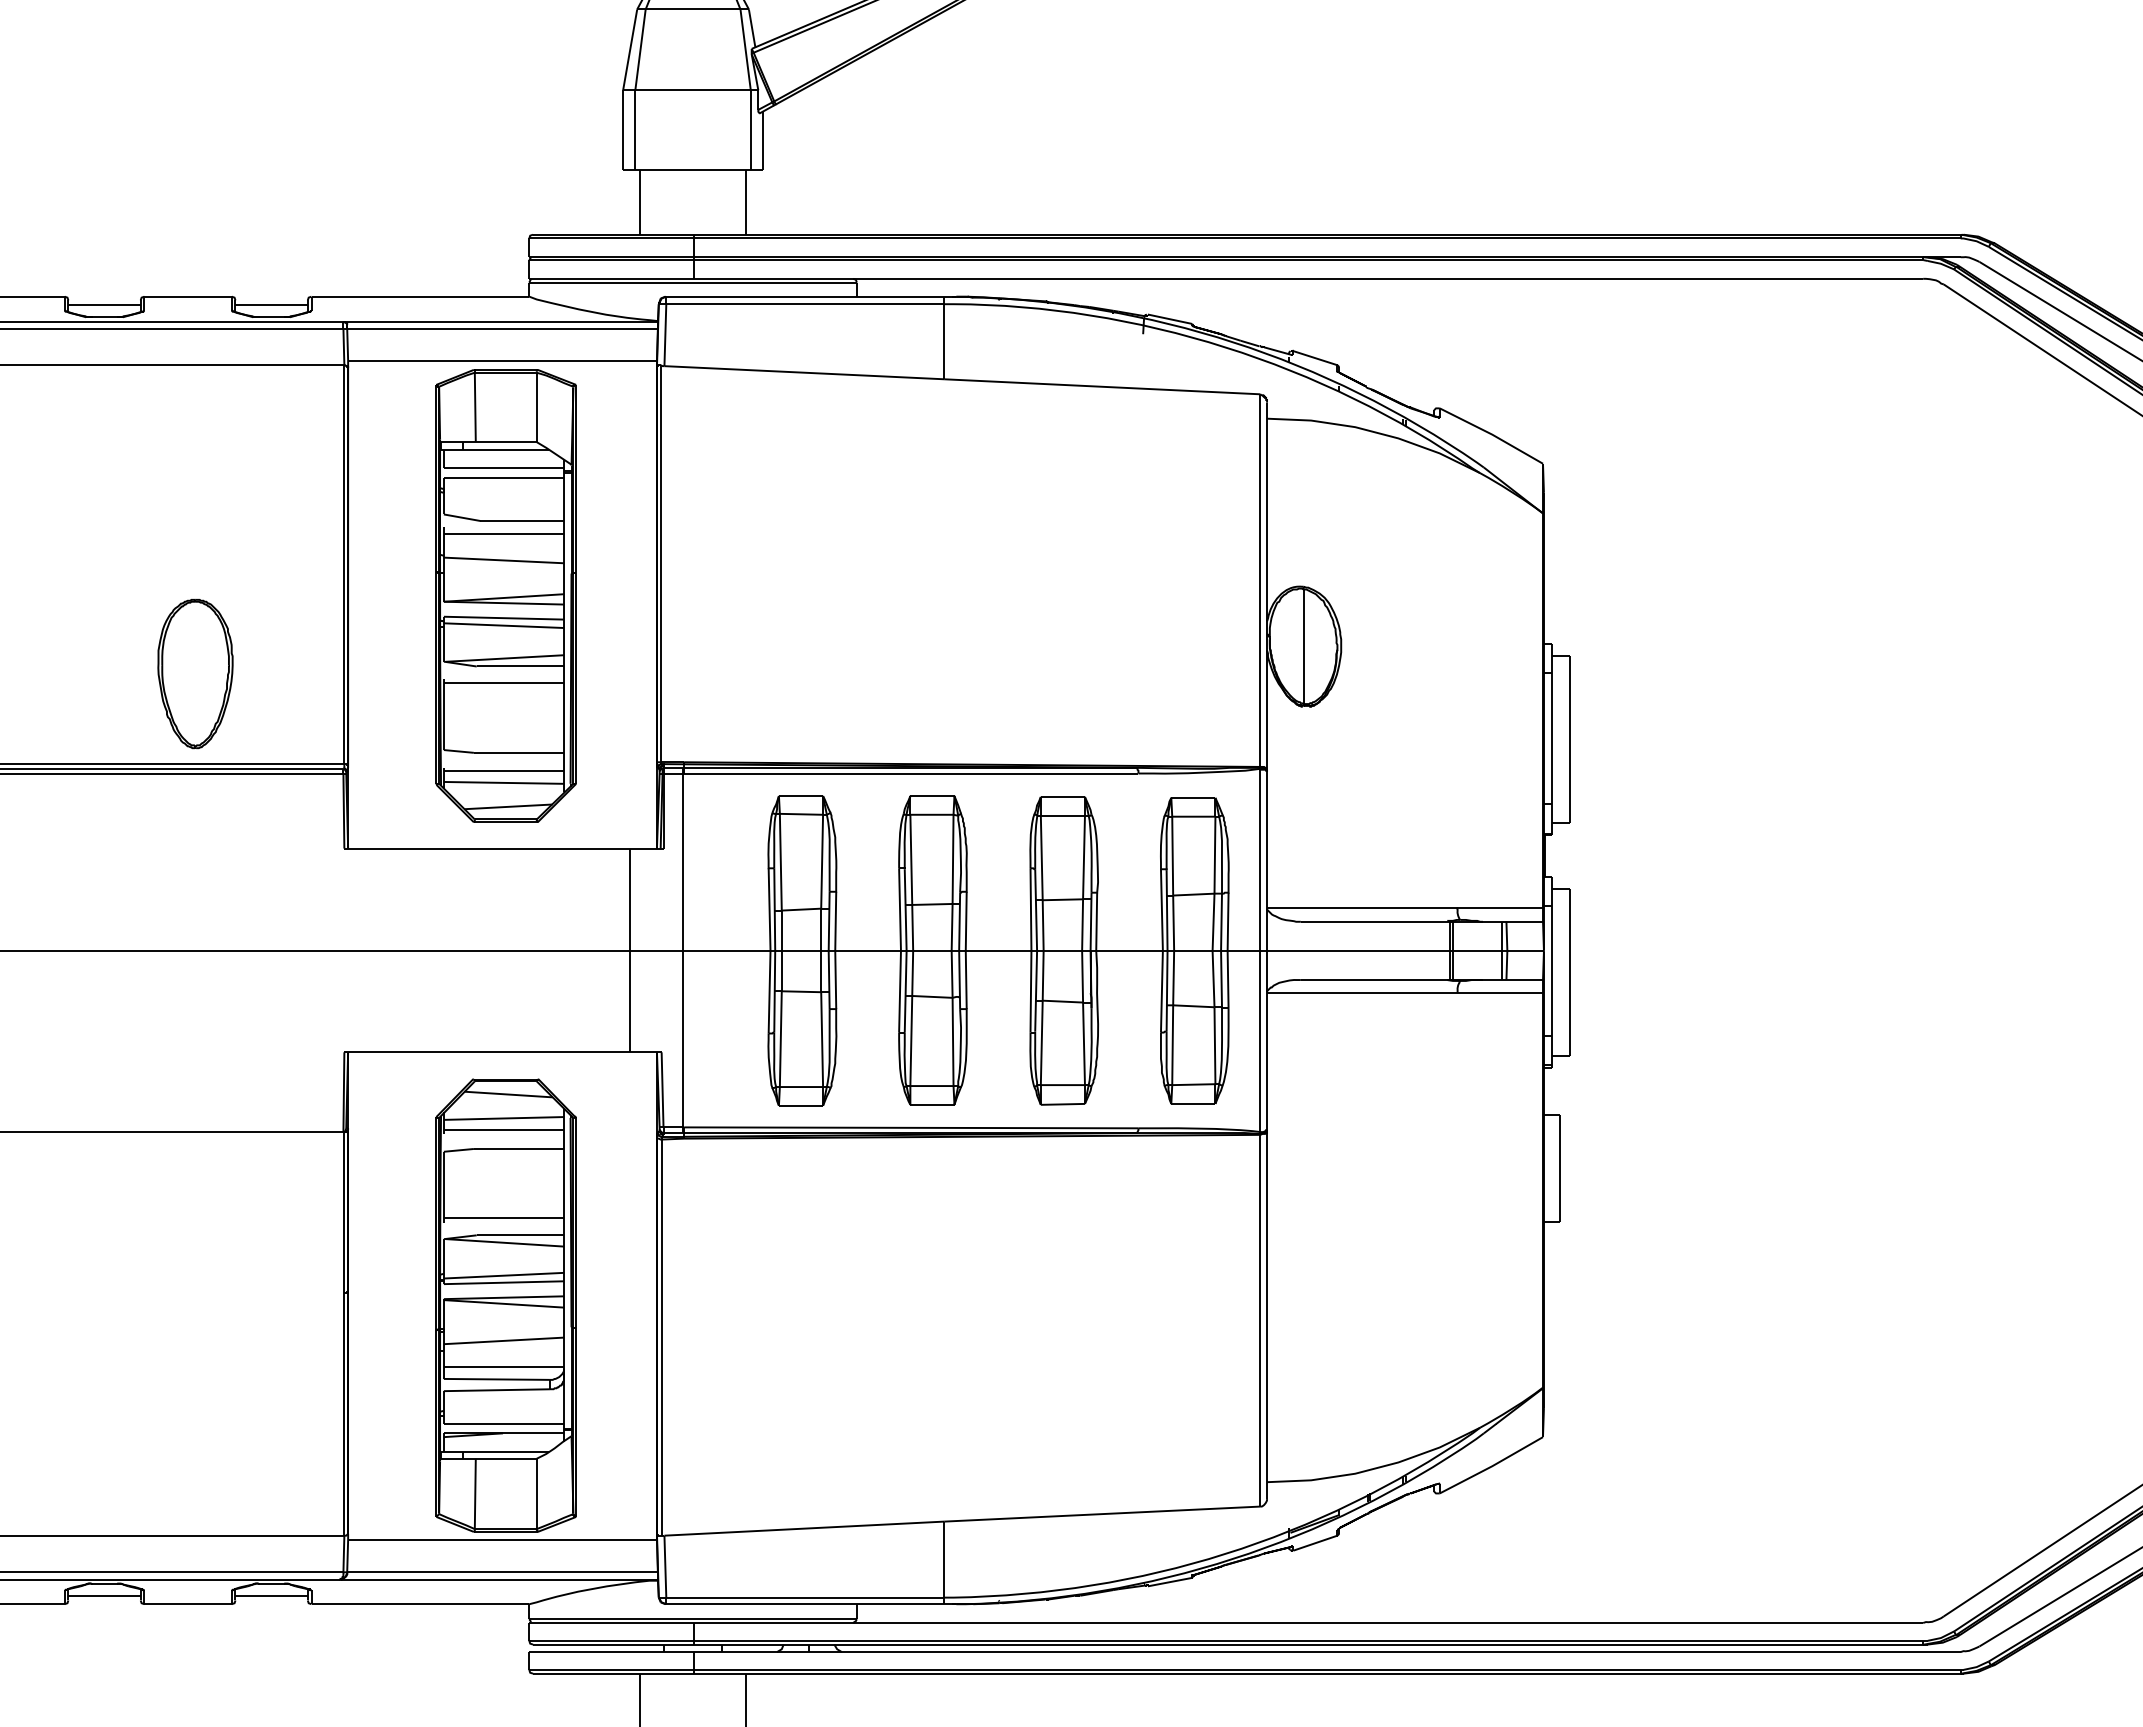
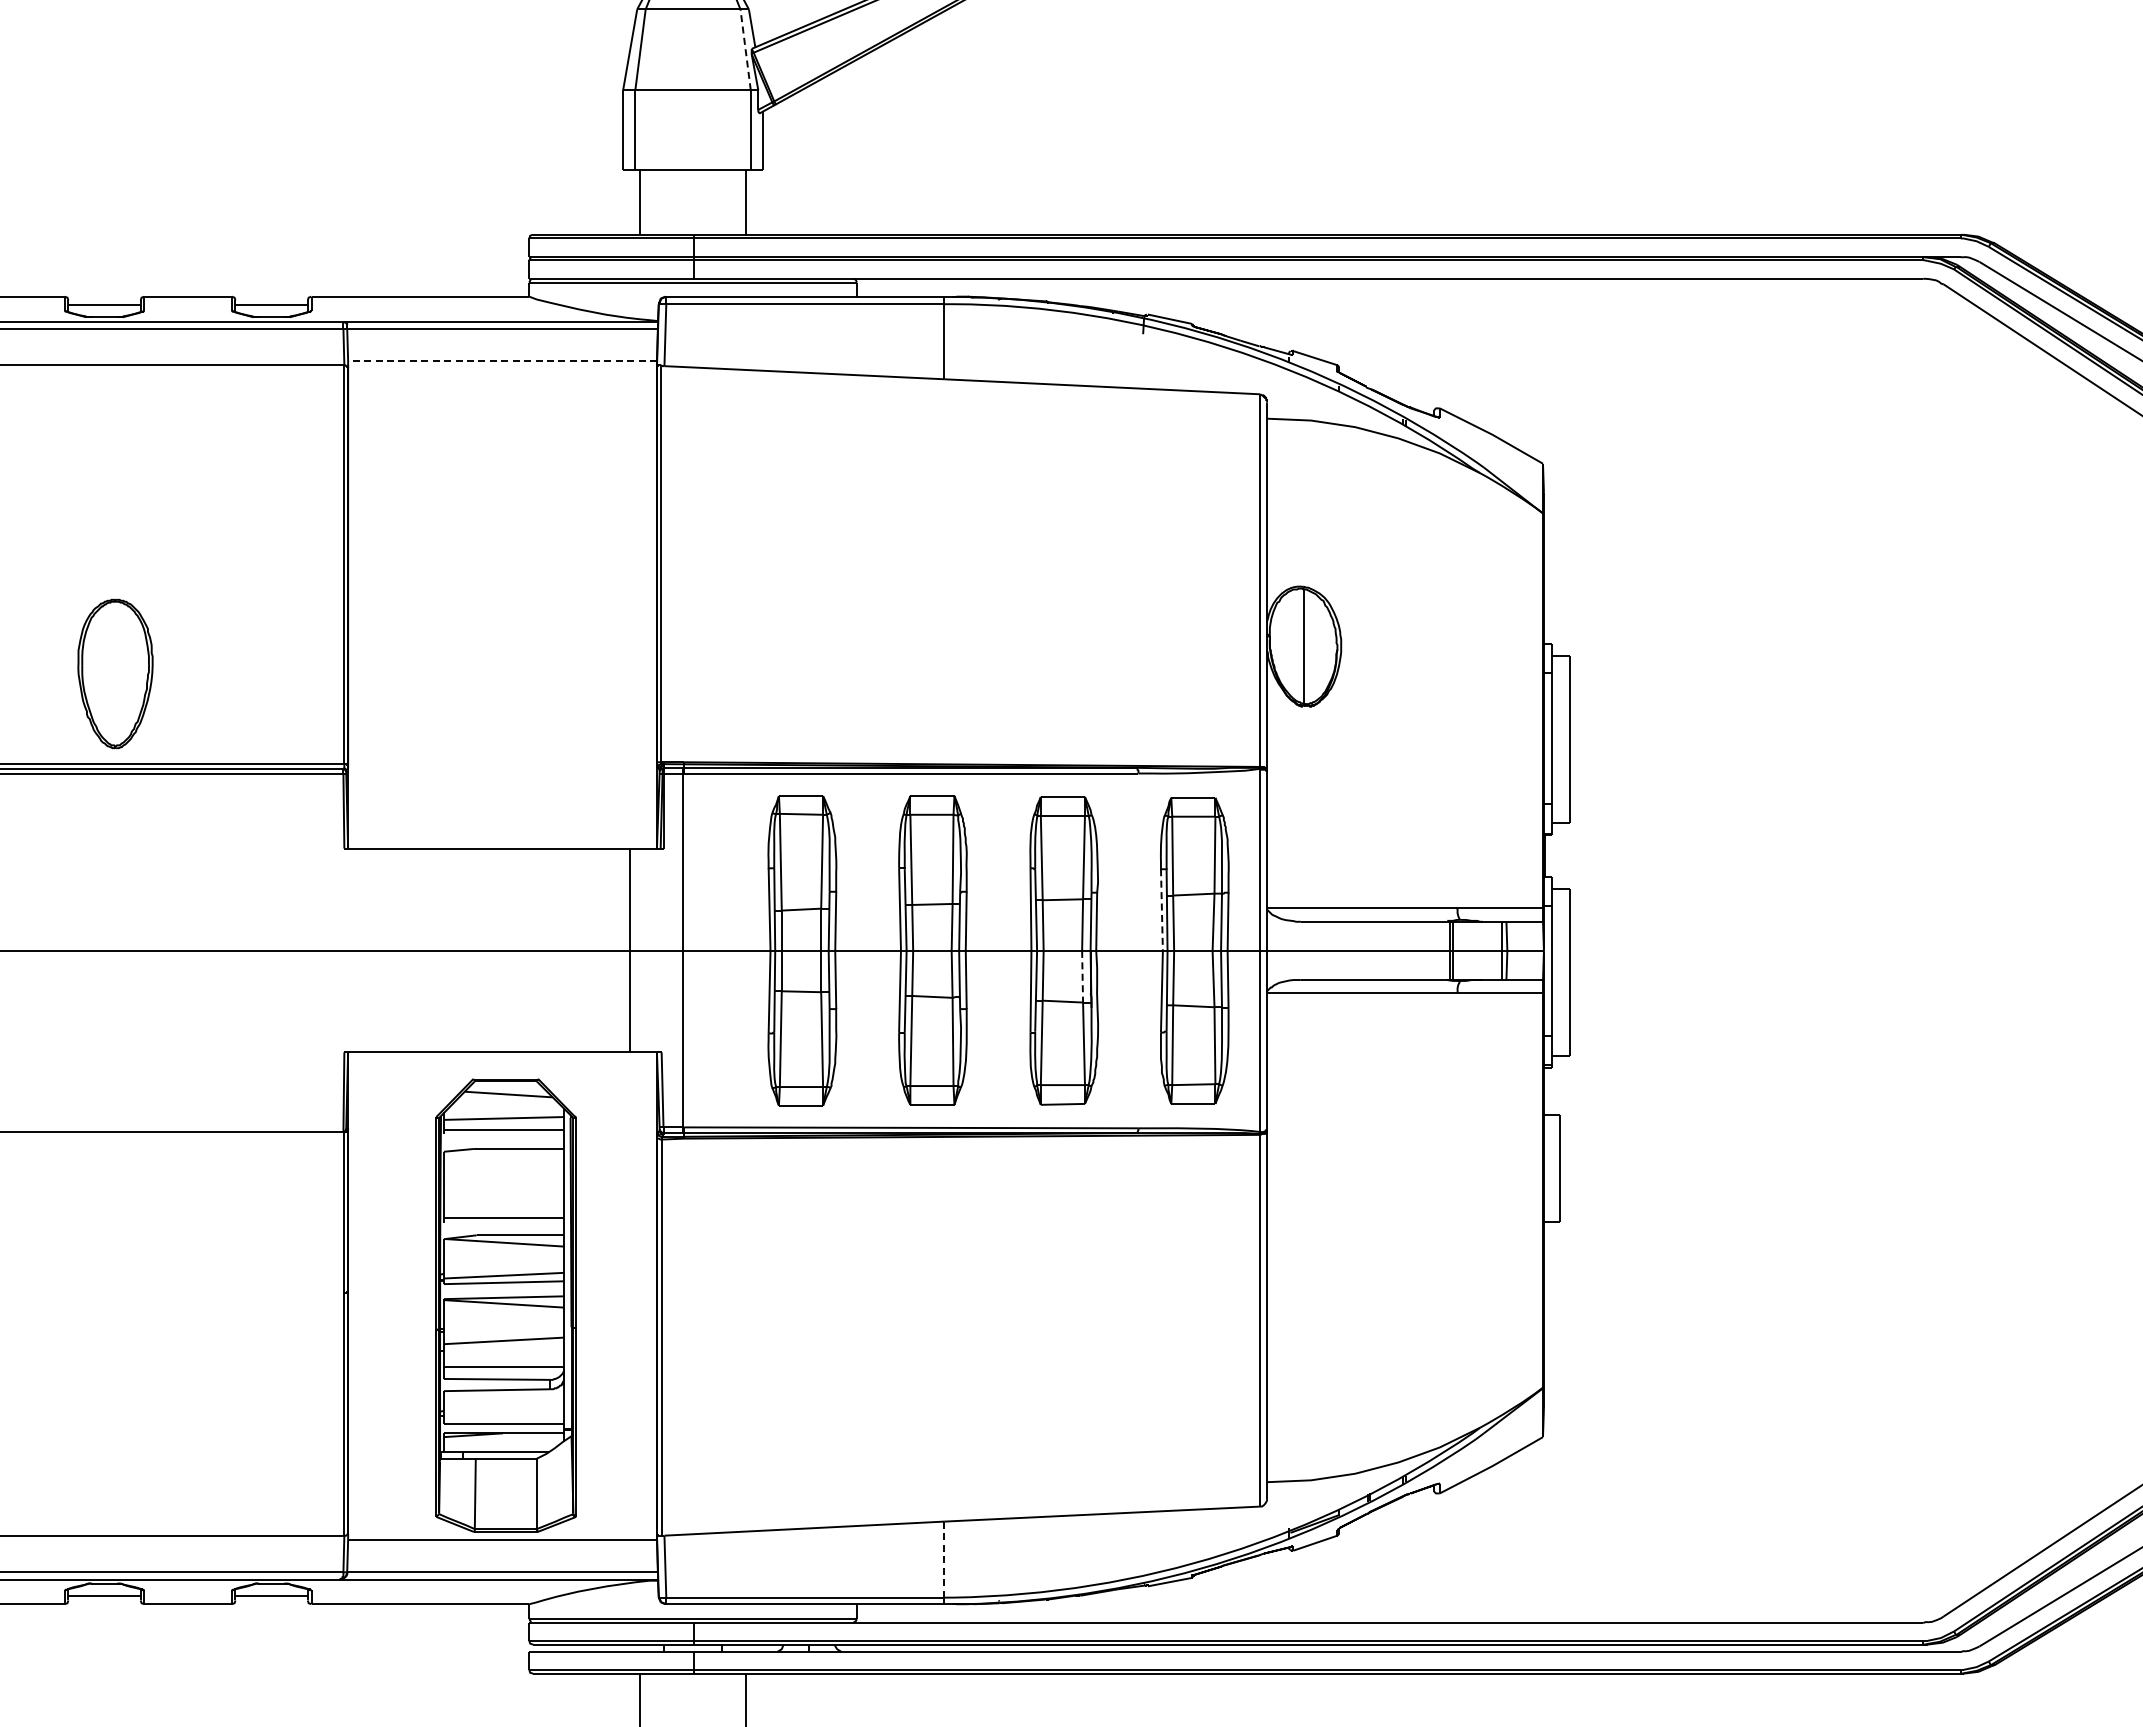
line: solid -> dashed (745, 49)
line: solid -> dashed (502, 360)
part: present -> none (505, 595)
part position: (195, 674) -> (115, 674) (115, 674)
line: solid -> dashed (1161, 910)
line: solid -> dashed (1082, 976)
line: solid -> dashed (944, 1559)
